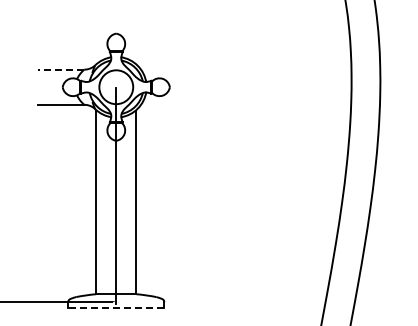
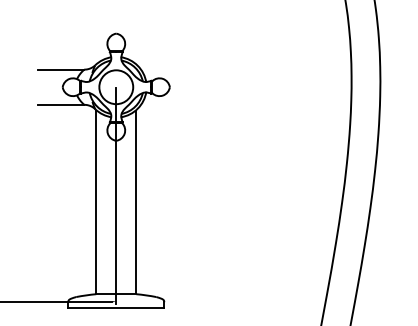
line: dashed -> solid (60, 69)
line: dashed -> solid (116, 307)
